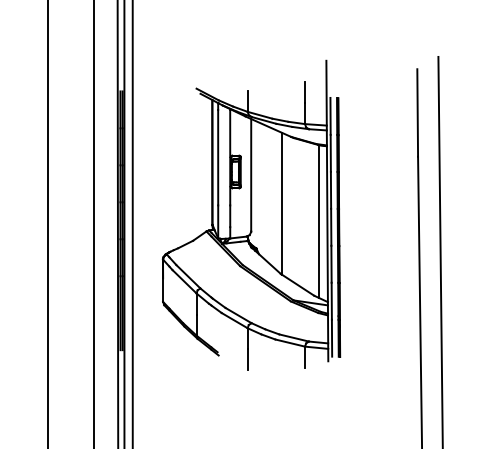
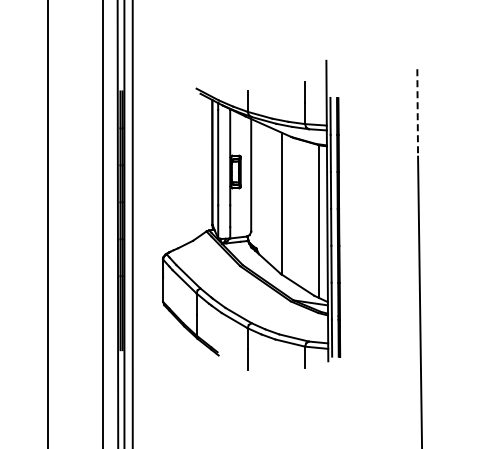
line: solid -> dashed (417, 112)
line position: (93, 223) -> (102, 223) (102, 223)
line: present -> none (440, 250)
